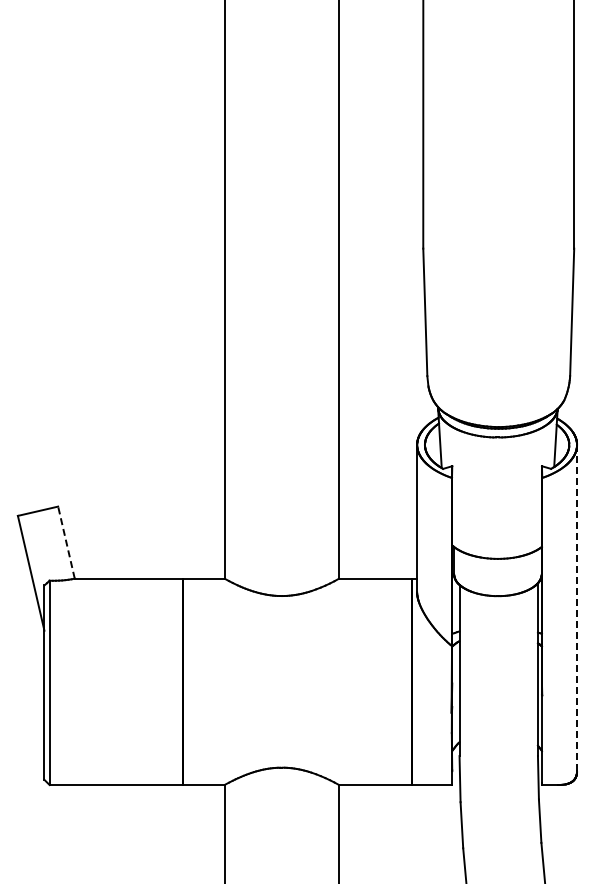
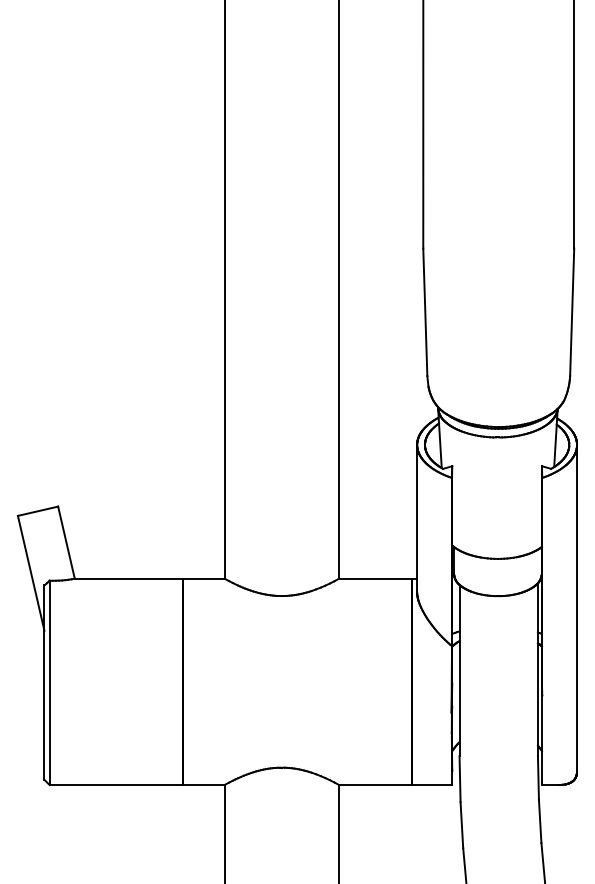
line: dashed -> solid (66, 542)
line: dashed -> solid (577, 607)
